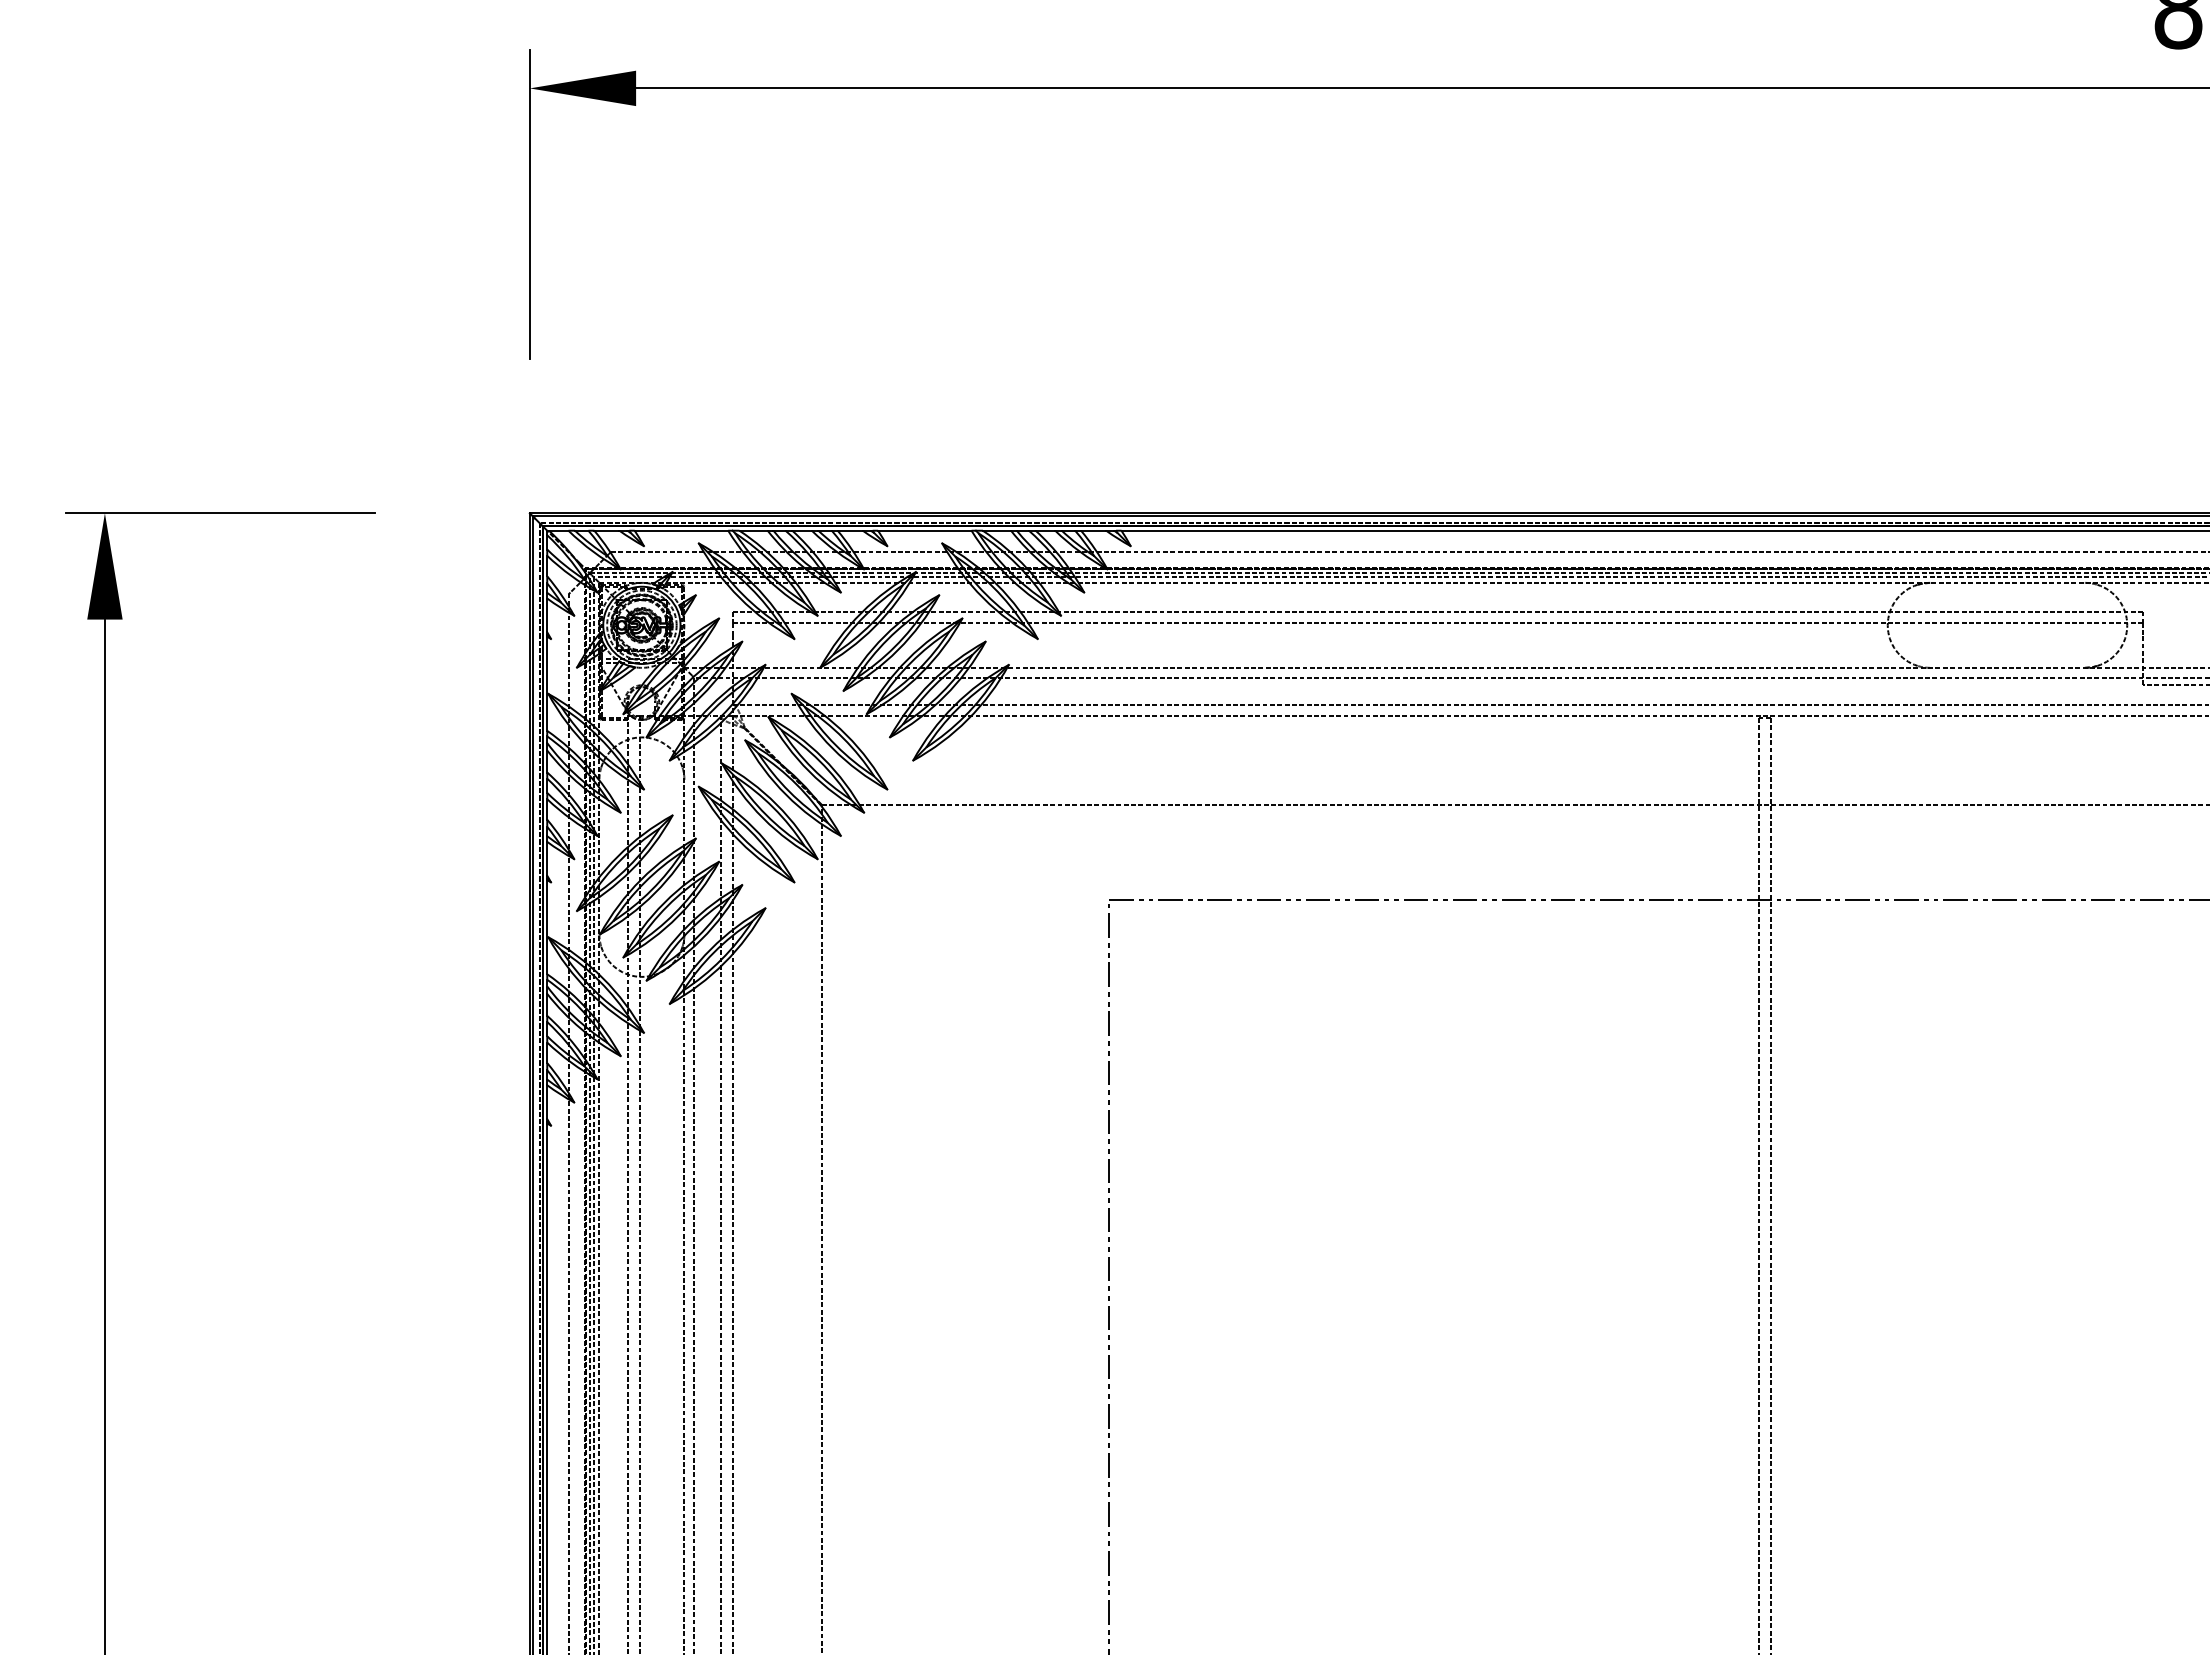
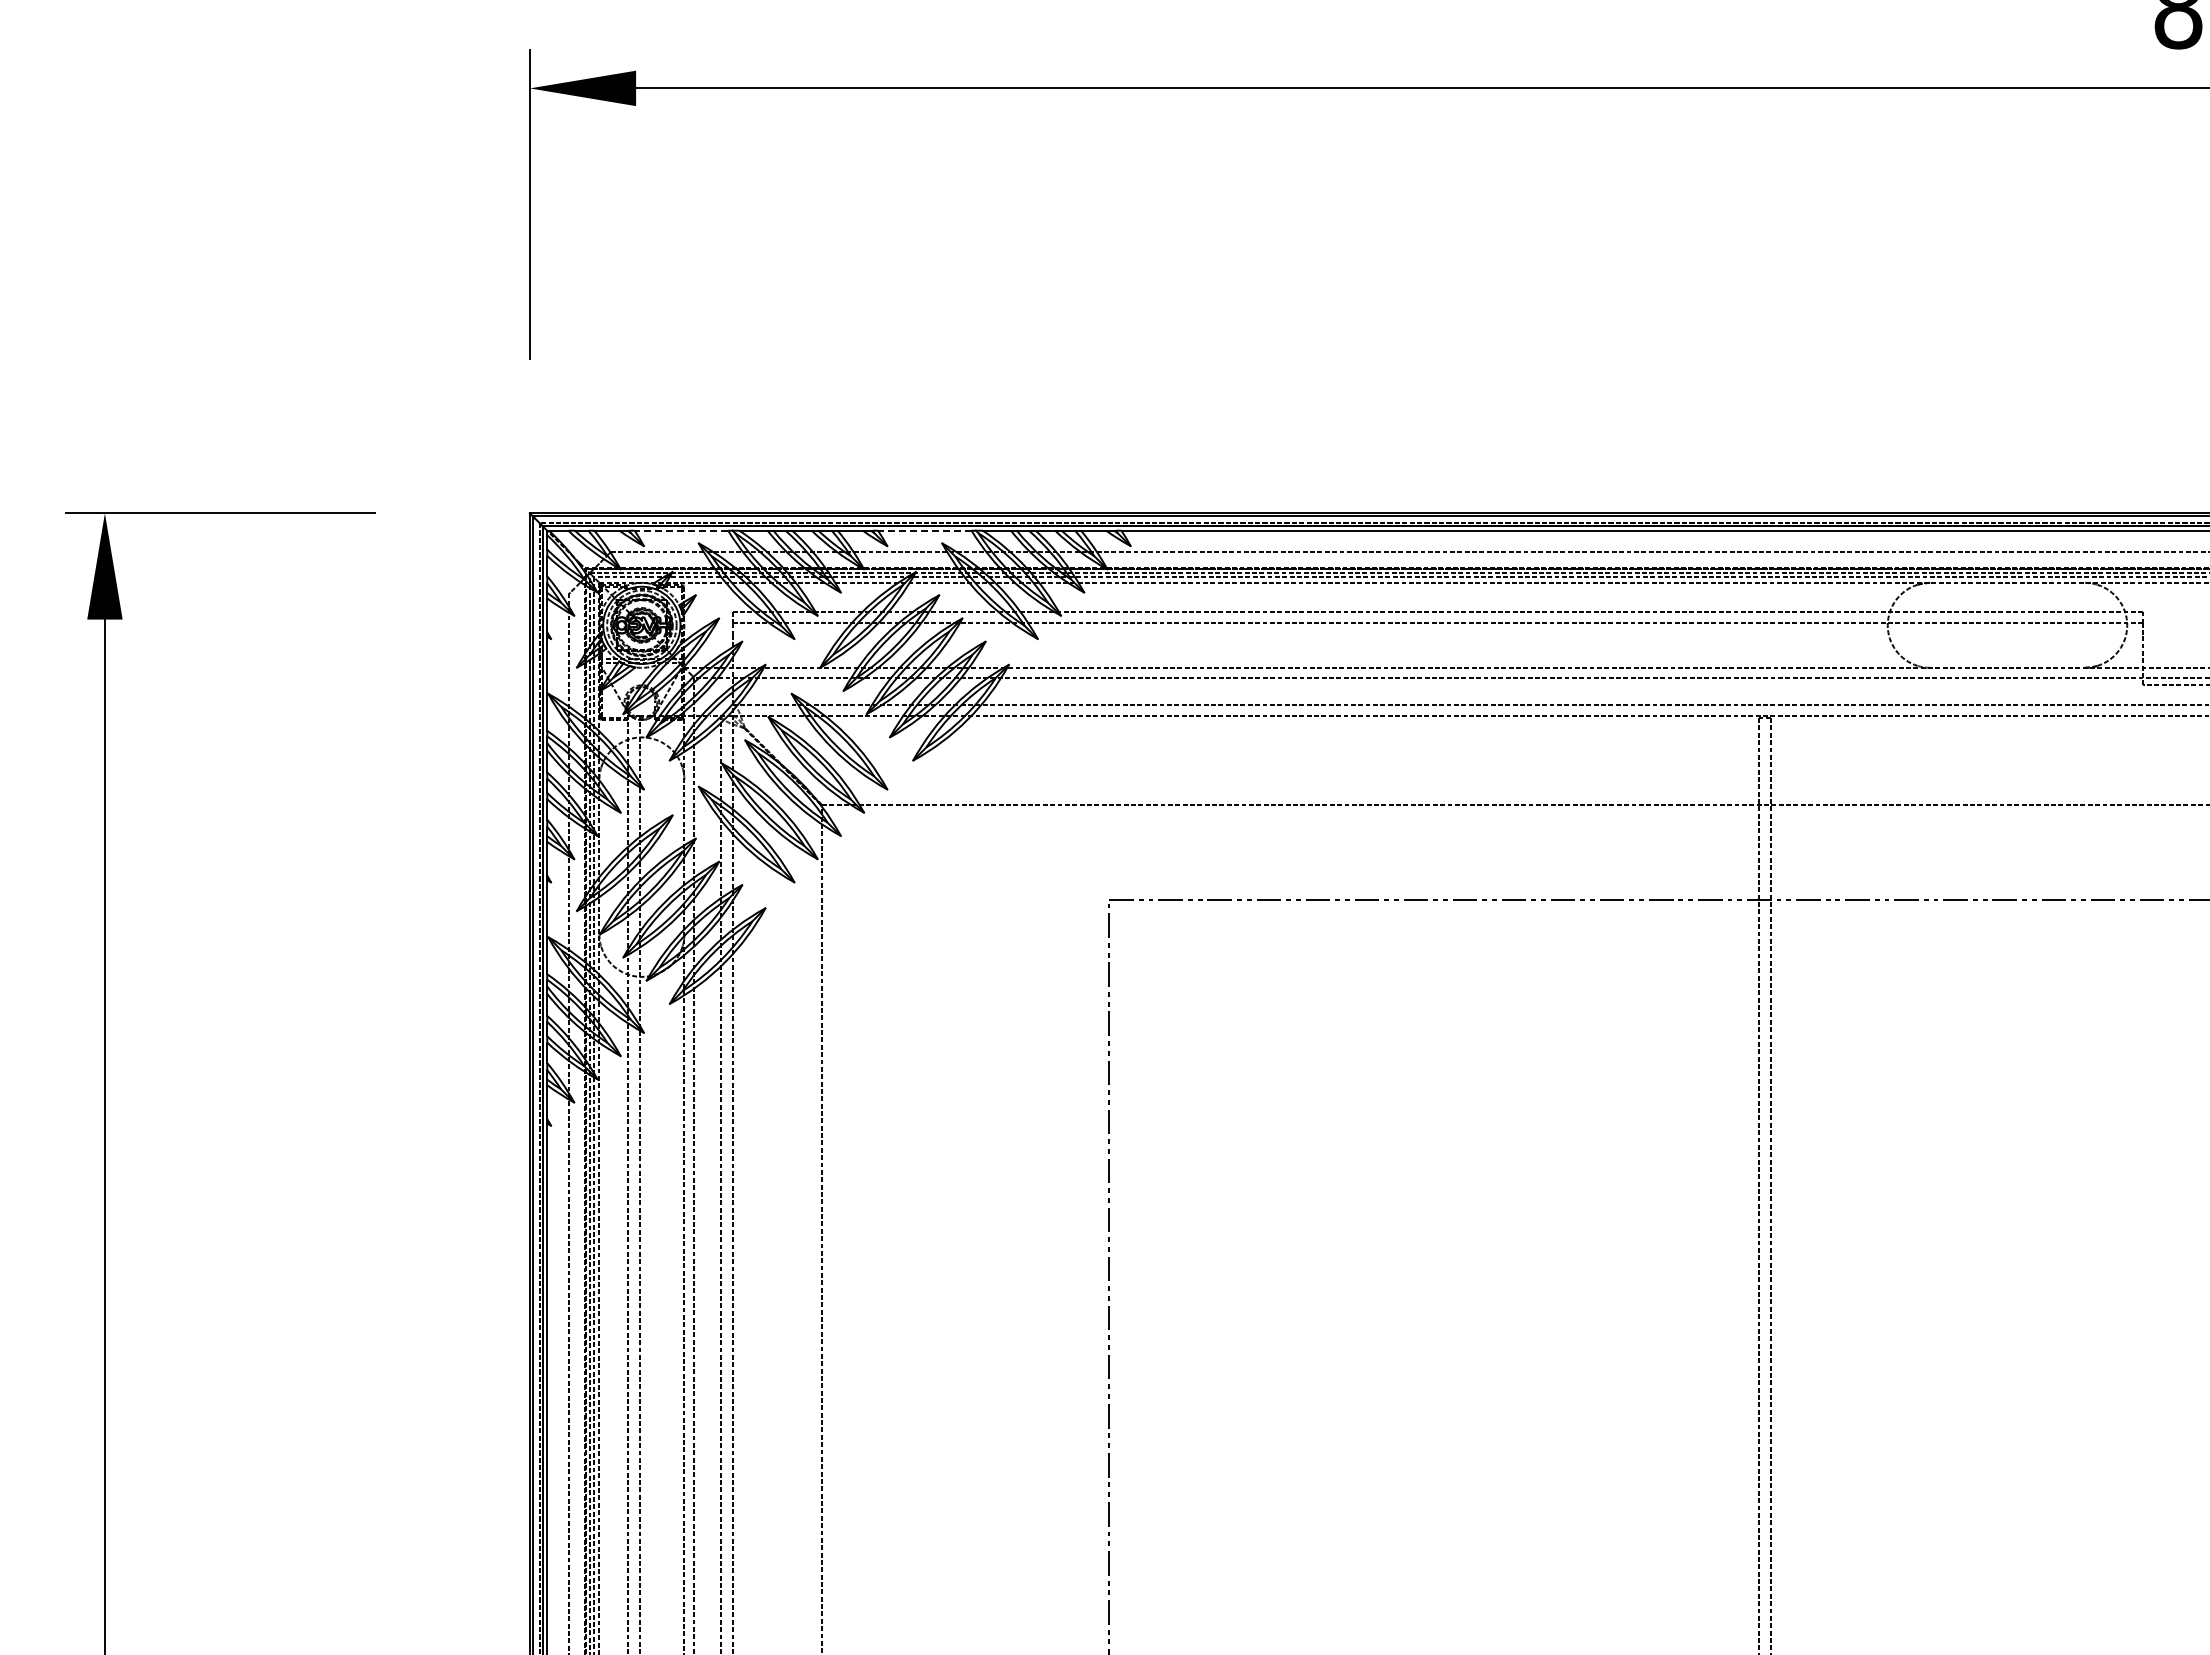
line: solid -> dashed (681, 530)
line: solid -> dashed (924, 530)
